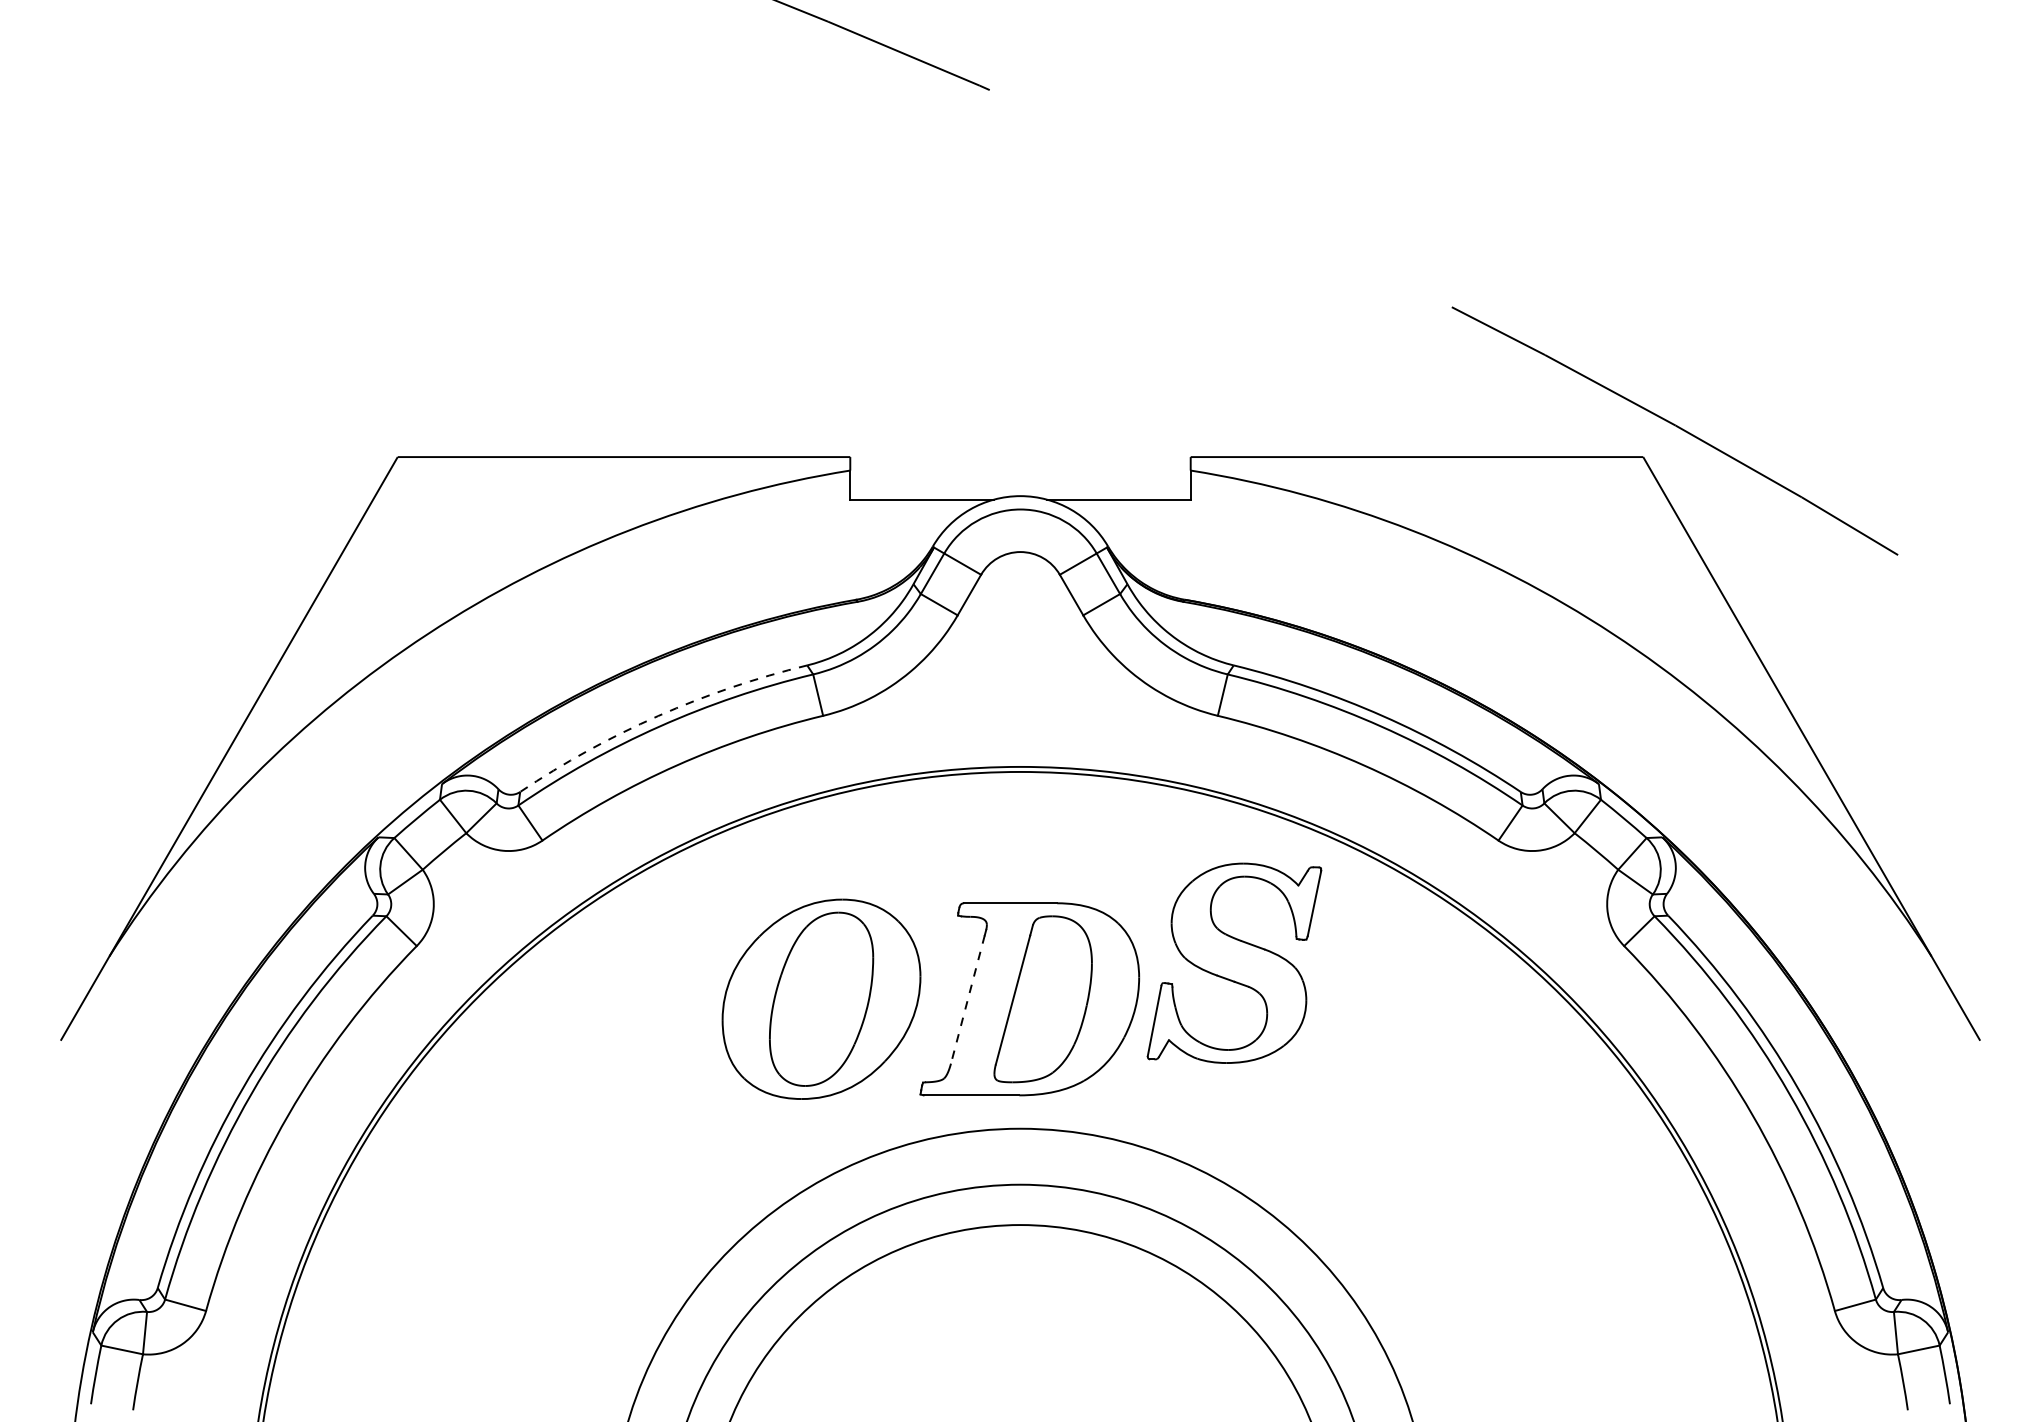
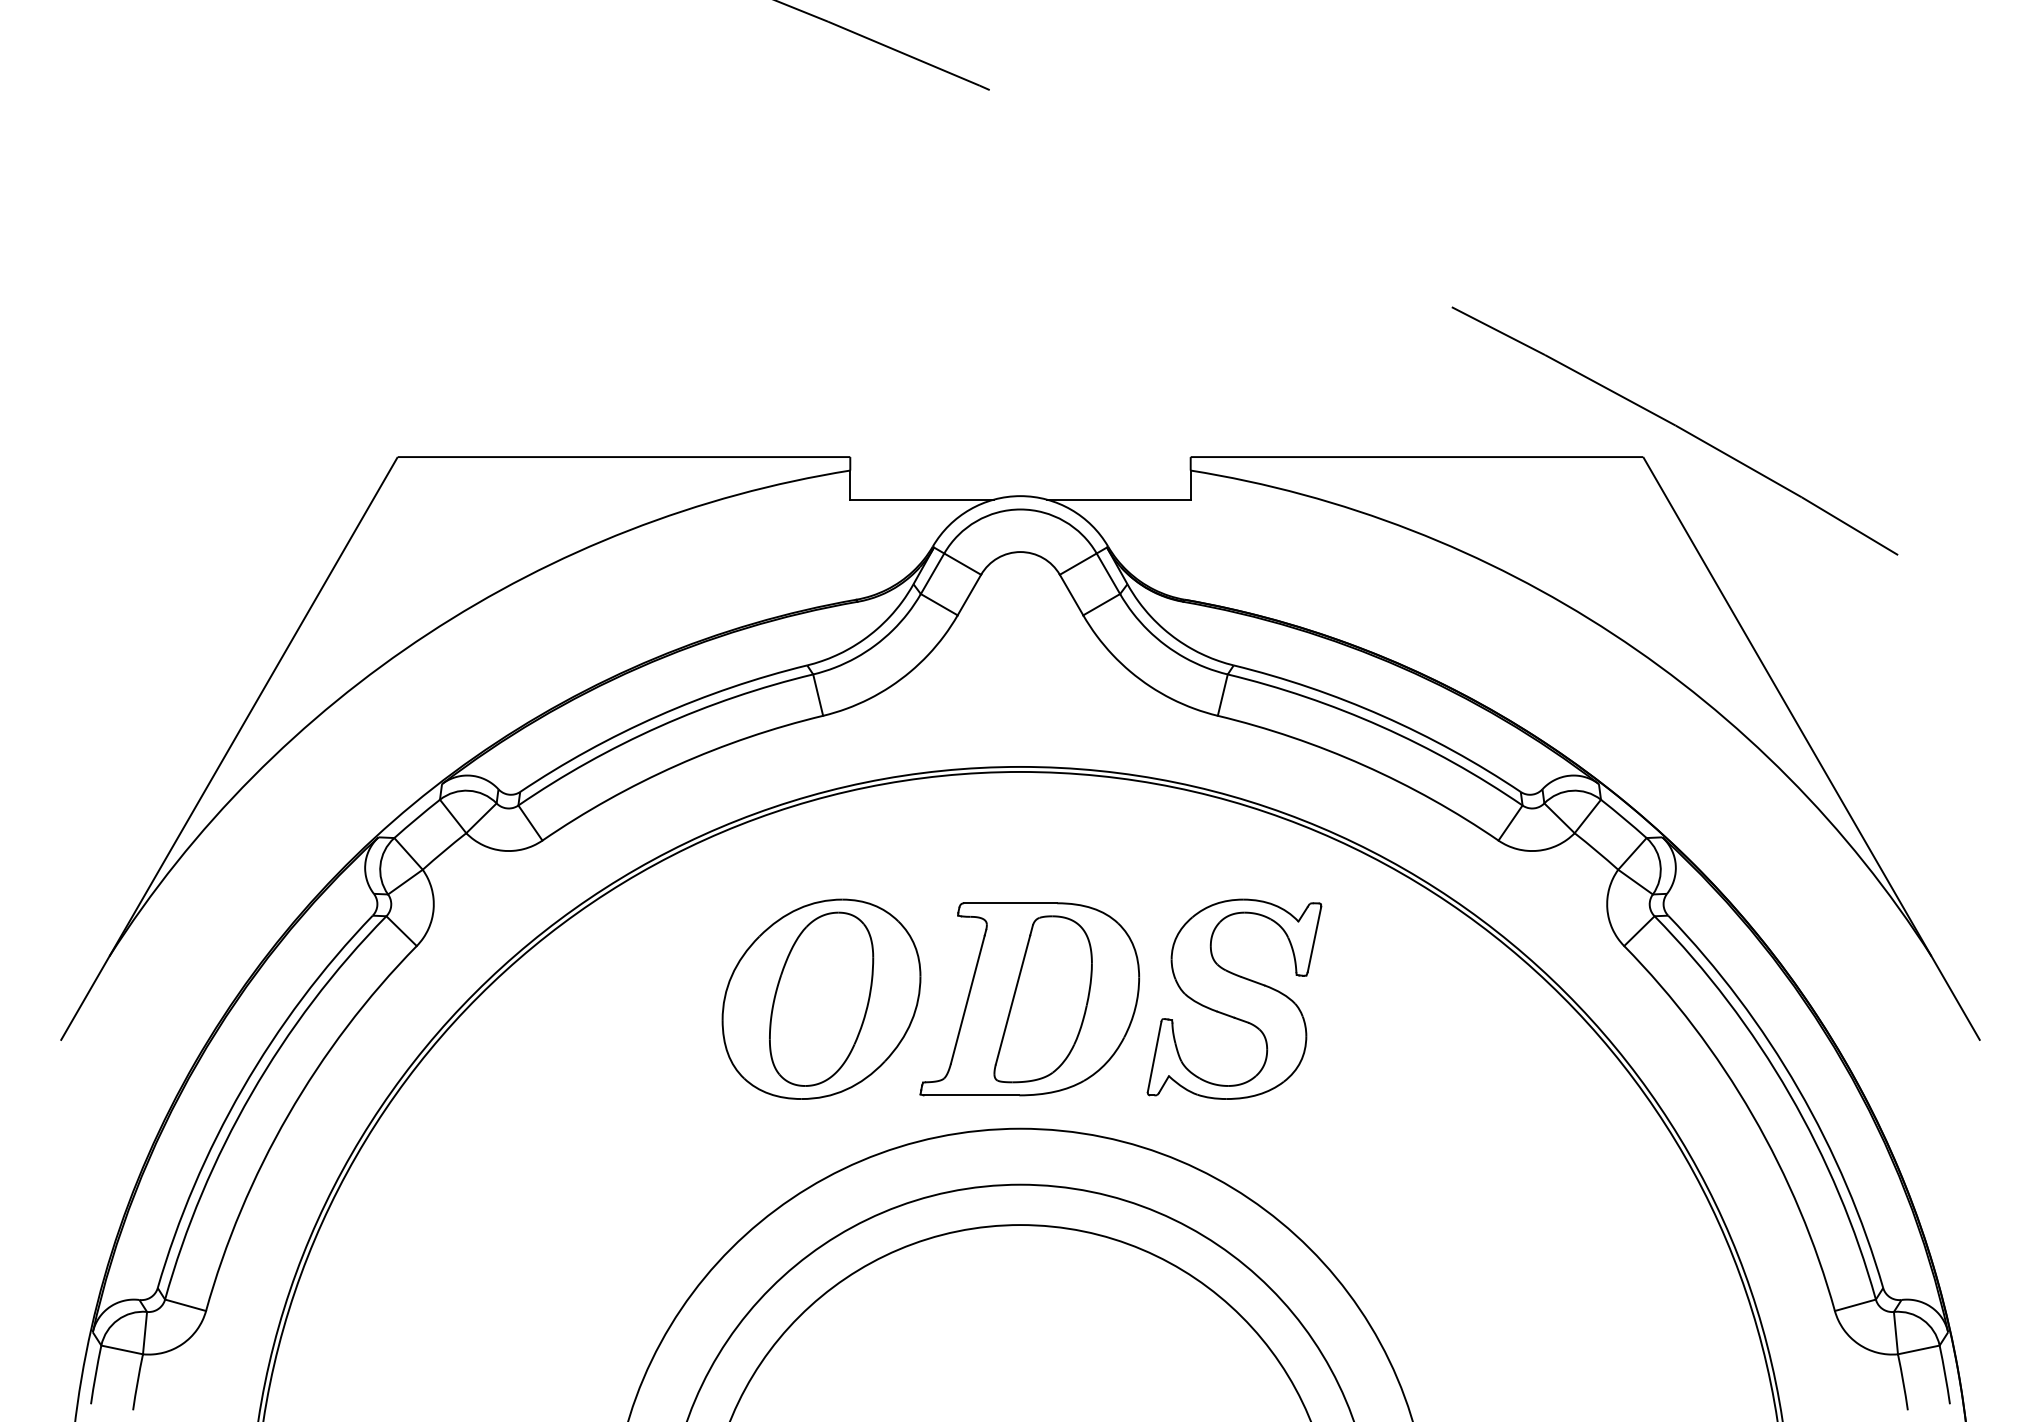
arc: dashed -> solid (658, 716)
part position: (1234, 962) -> (1234, 998) (1234, 998)
line: dashed -> solid (967, 1000)
